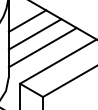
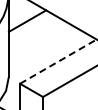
line: present -> none (34, 34)
line: present -> none (42, 47)
line: solid -> dashed (58, 61)
